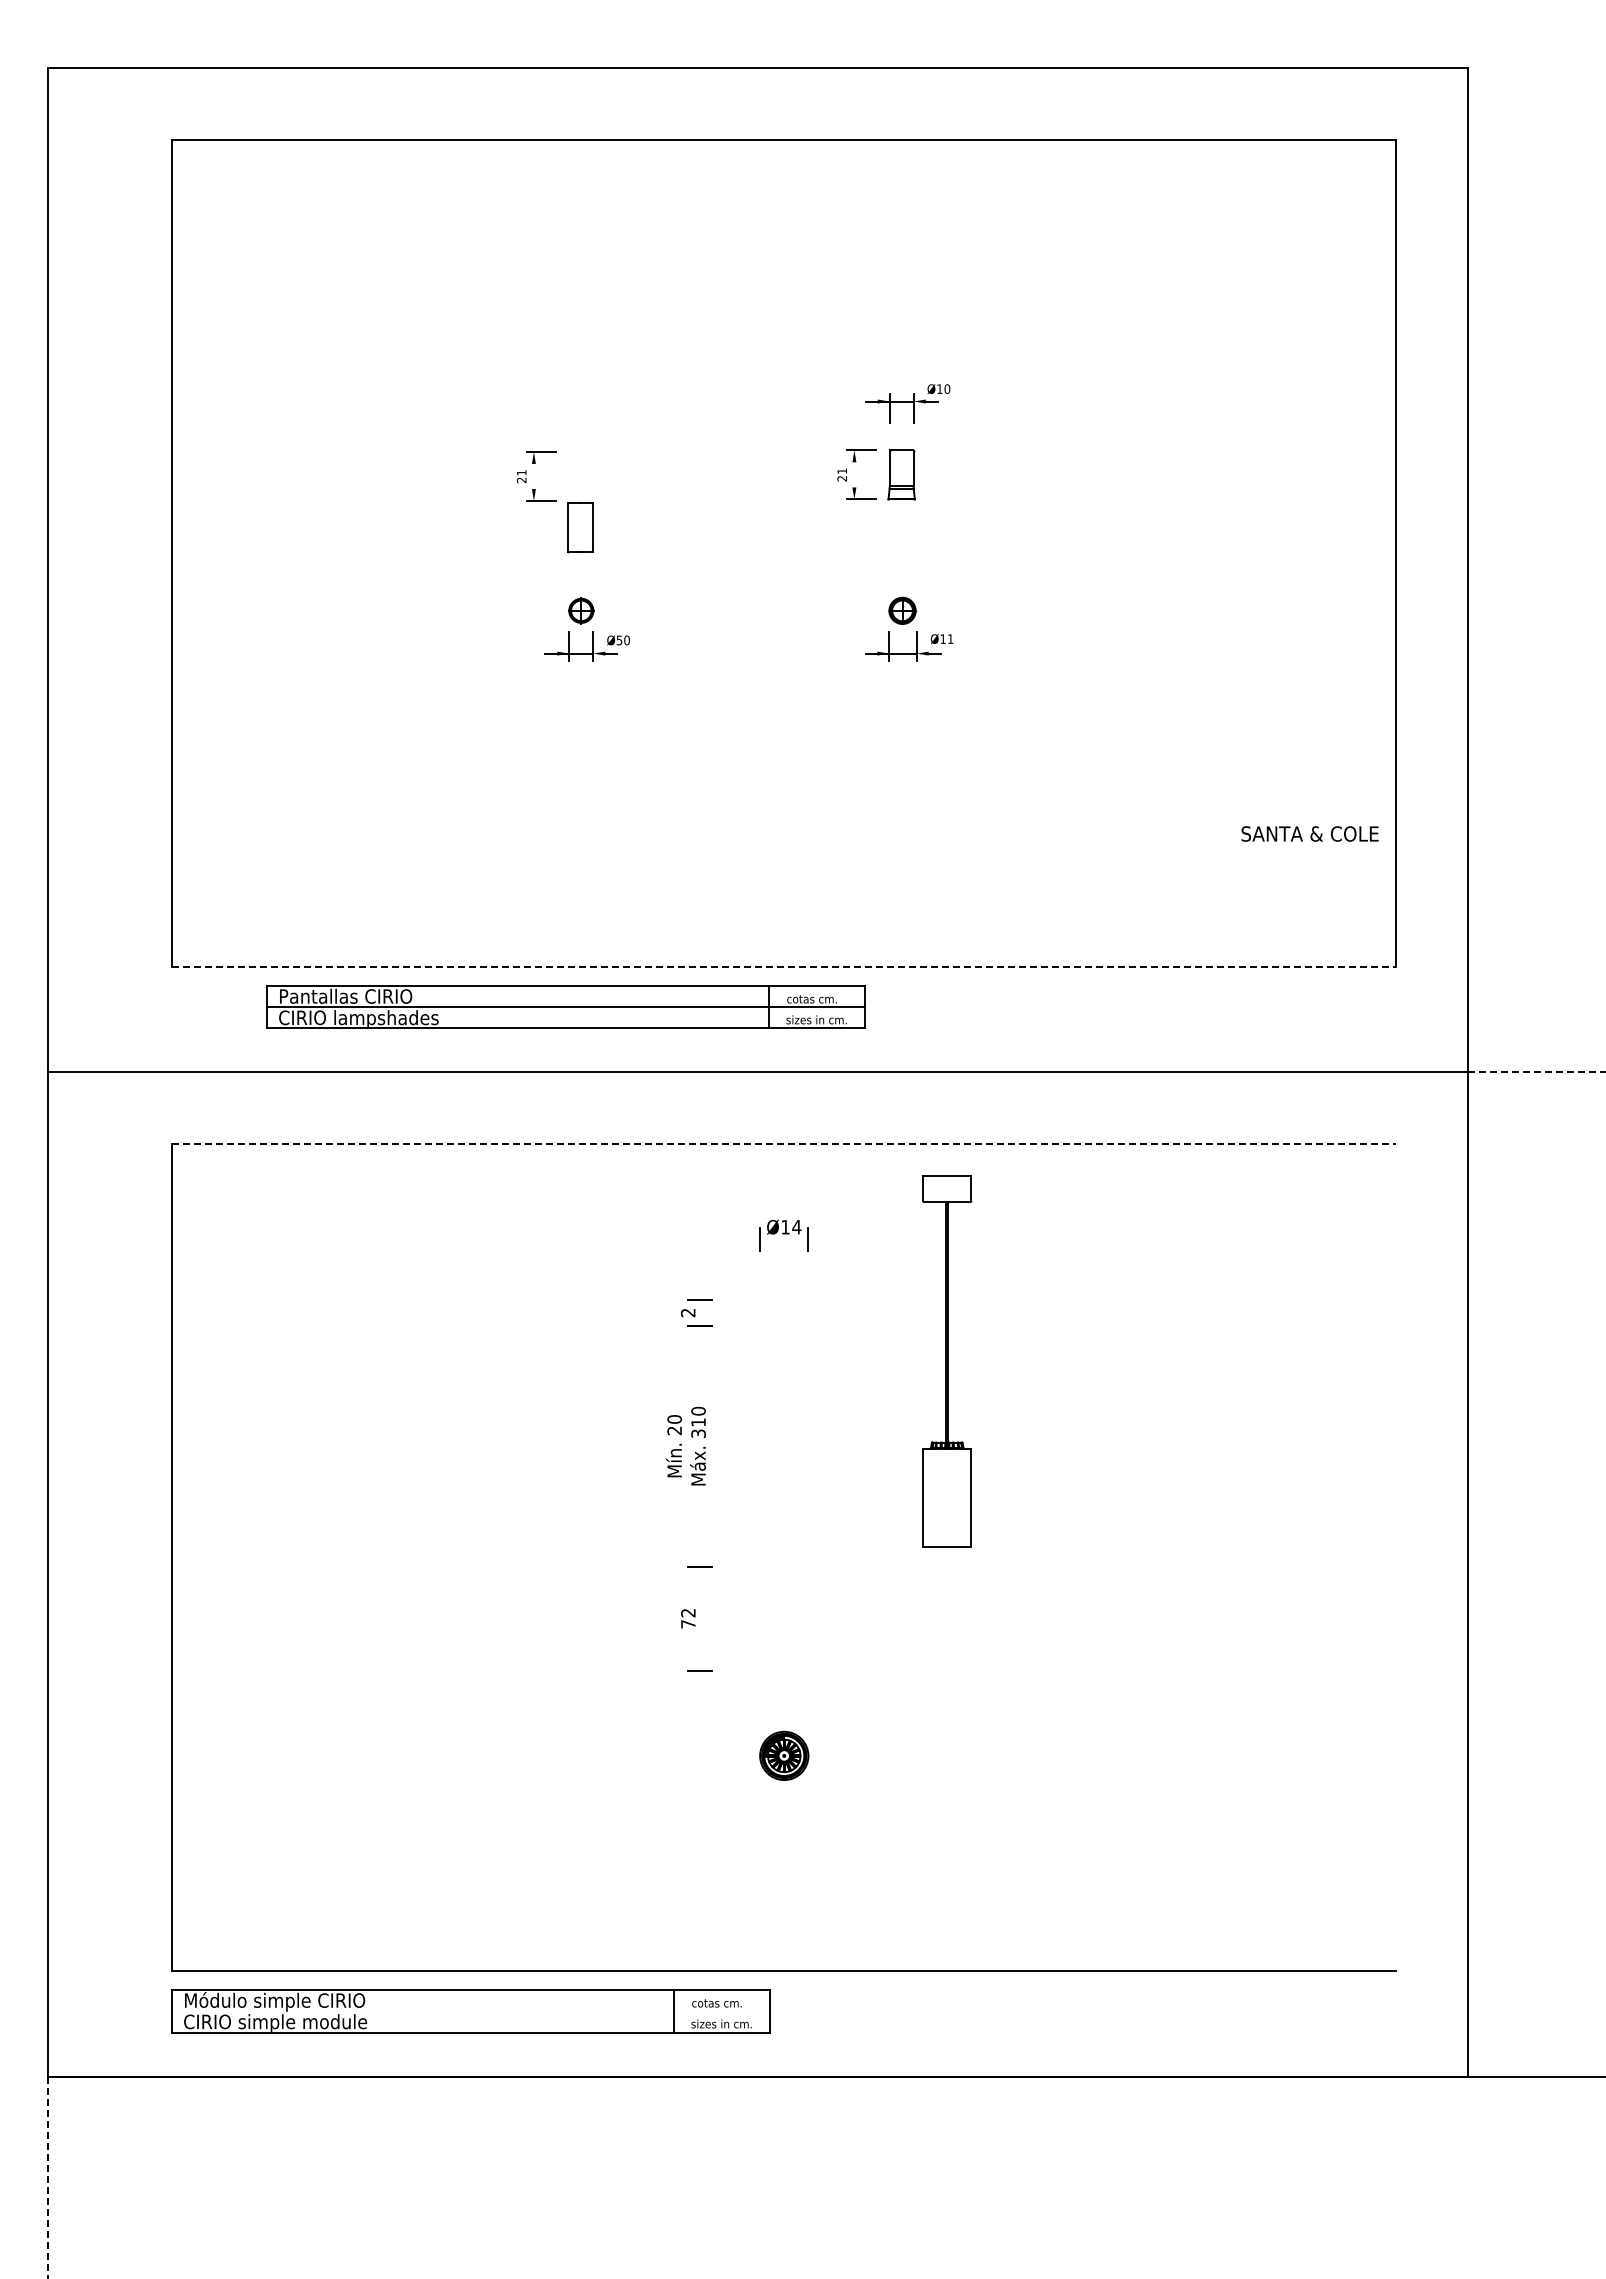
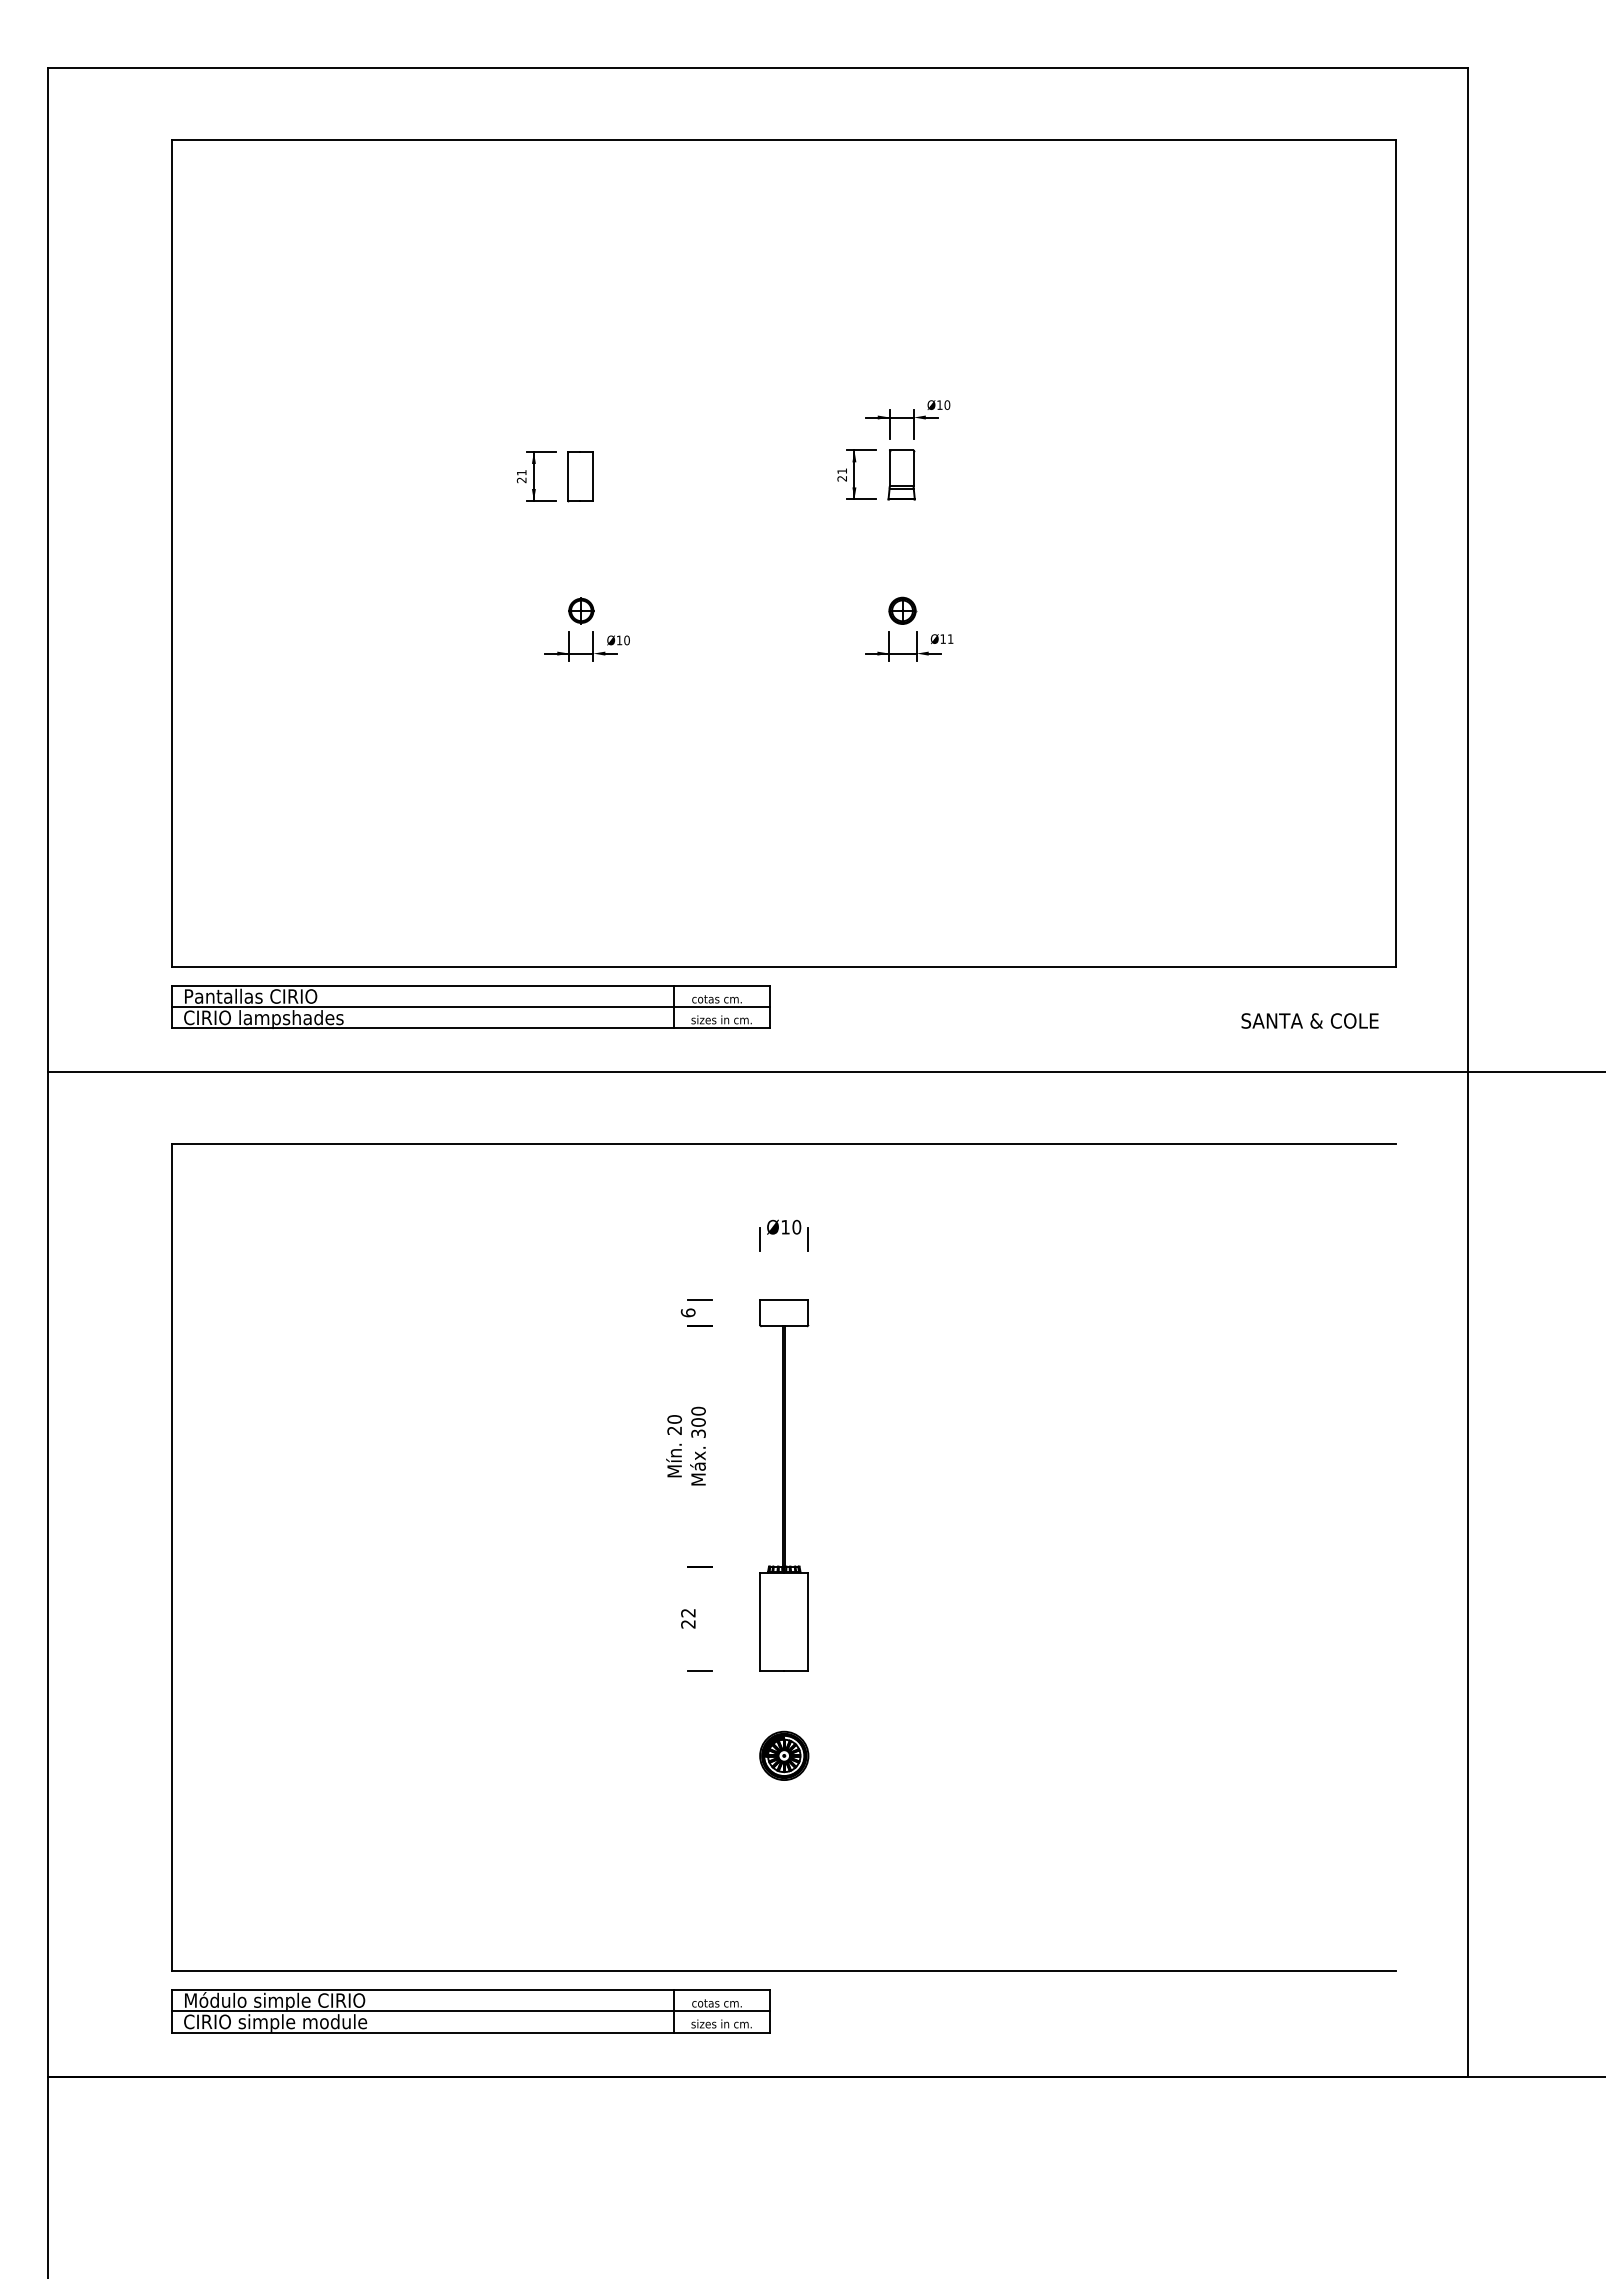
part position: (907, 403) -> (907, 419) (907, 419)
line: none -> present (854, 474)
line: none -> present (533, 475)
part position: (580, 527) -> (580, 476) (580, 476)
text: Ø50 -> Ø10 (619, 640)
text position: (1309, 833) -> (1309, 1020) (1309, 1020)
line: dashed -> solid (784, 967)
part position: (565, 1006) -> (470, 1006) (470, 1006)
line: dashed -> solid (1536, 1072)
line: dashed -> solid (784, 1144)
text: Ø14 -> Ø10 (796, 1226)
text: 2 -> 6 (687, 1312)
part position: (947, 1361) -> (784, 1485) (784, 1485)
text: 310 -> 300 (698, 1422)
text: 72 -> 22 (688, 1624)
line: none -> present (470, 2011)
line: dashed -> solid (47, 2177)
